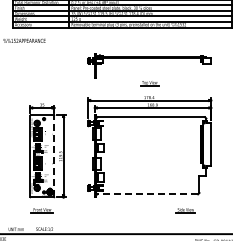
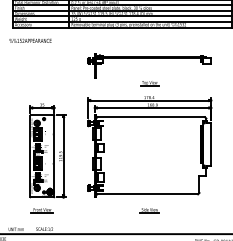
text position: (24, 40) -> (30, 40) (30, 40)
line: dashed -> solid (54, 155)
line: dashed -> solid (147, 194)
part position: (185, 210) -> (149, 210) (149, 210)
